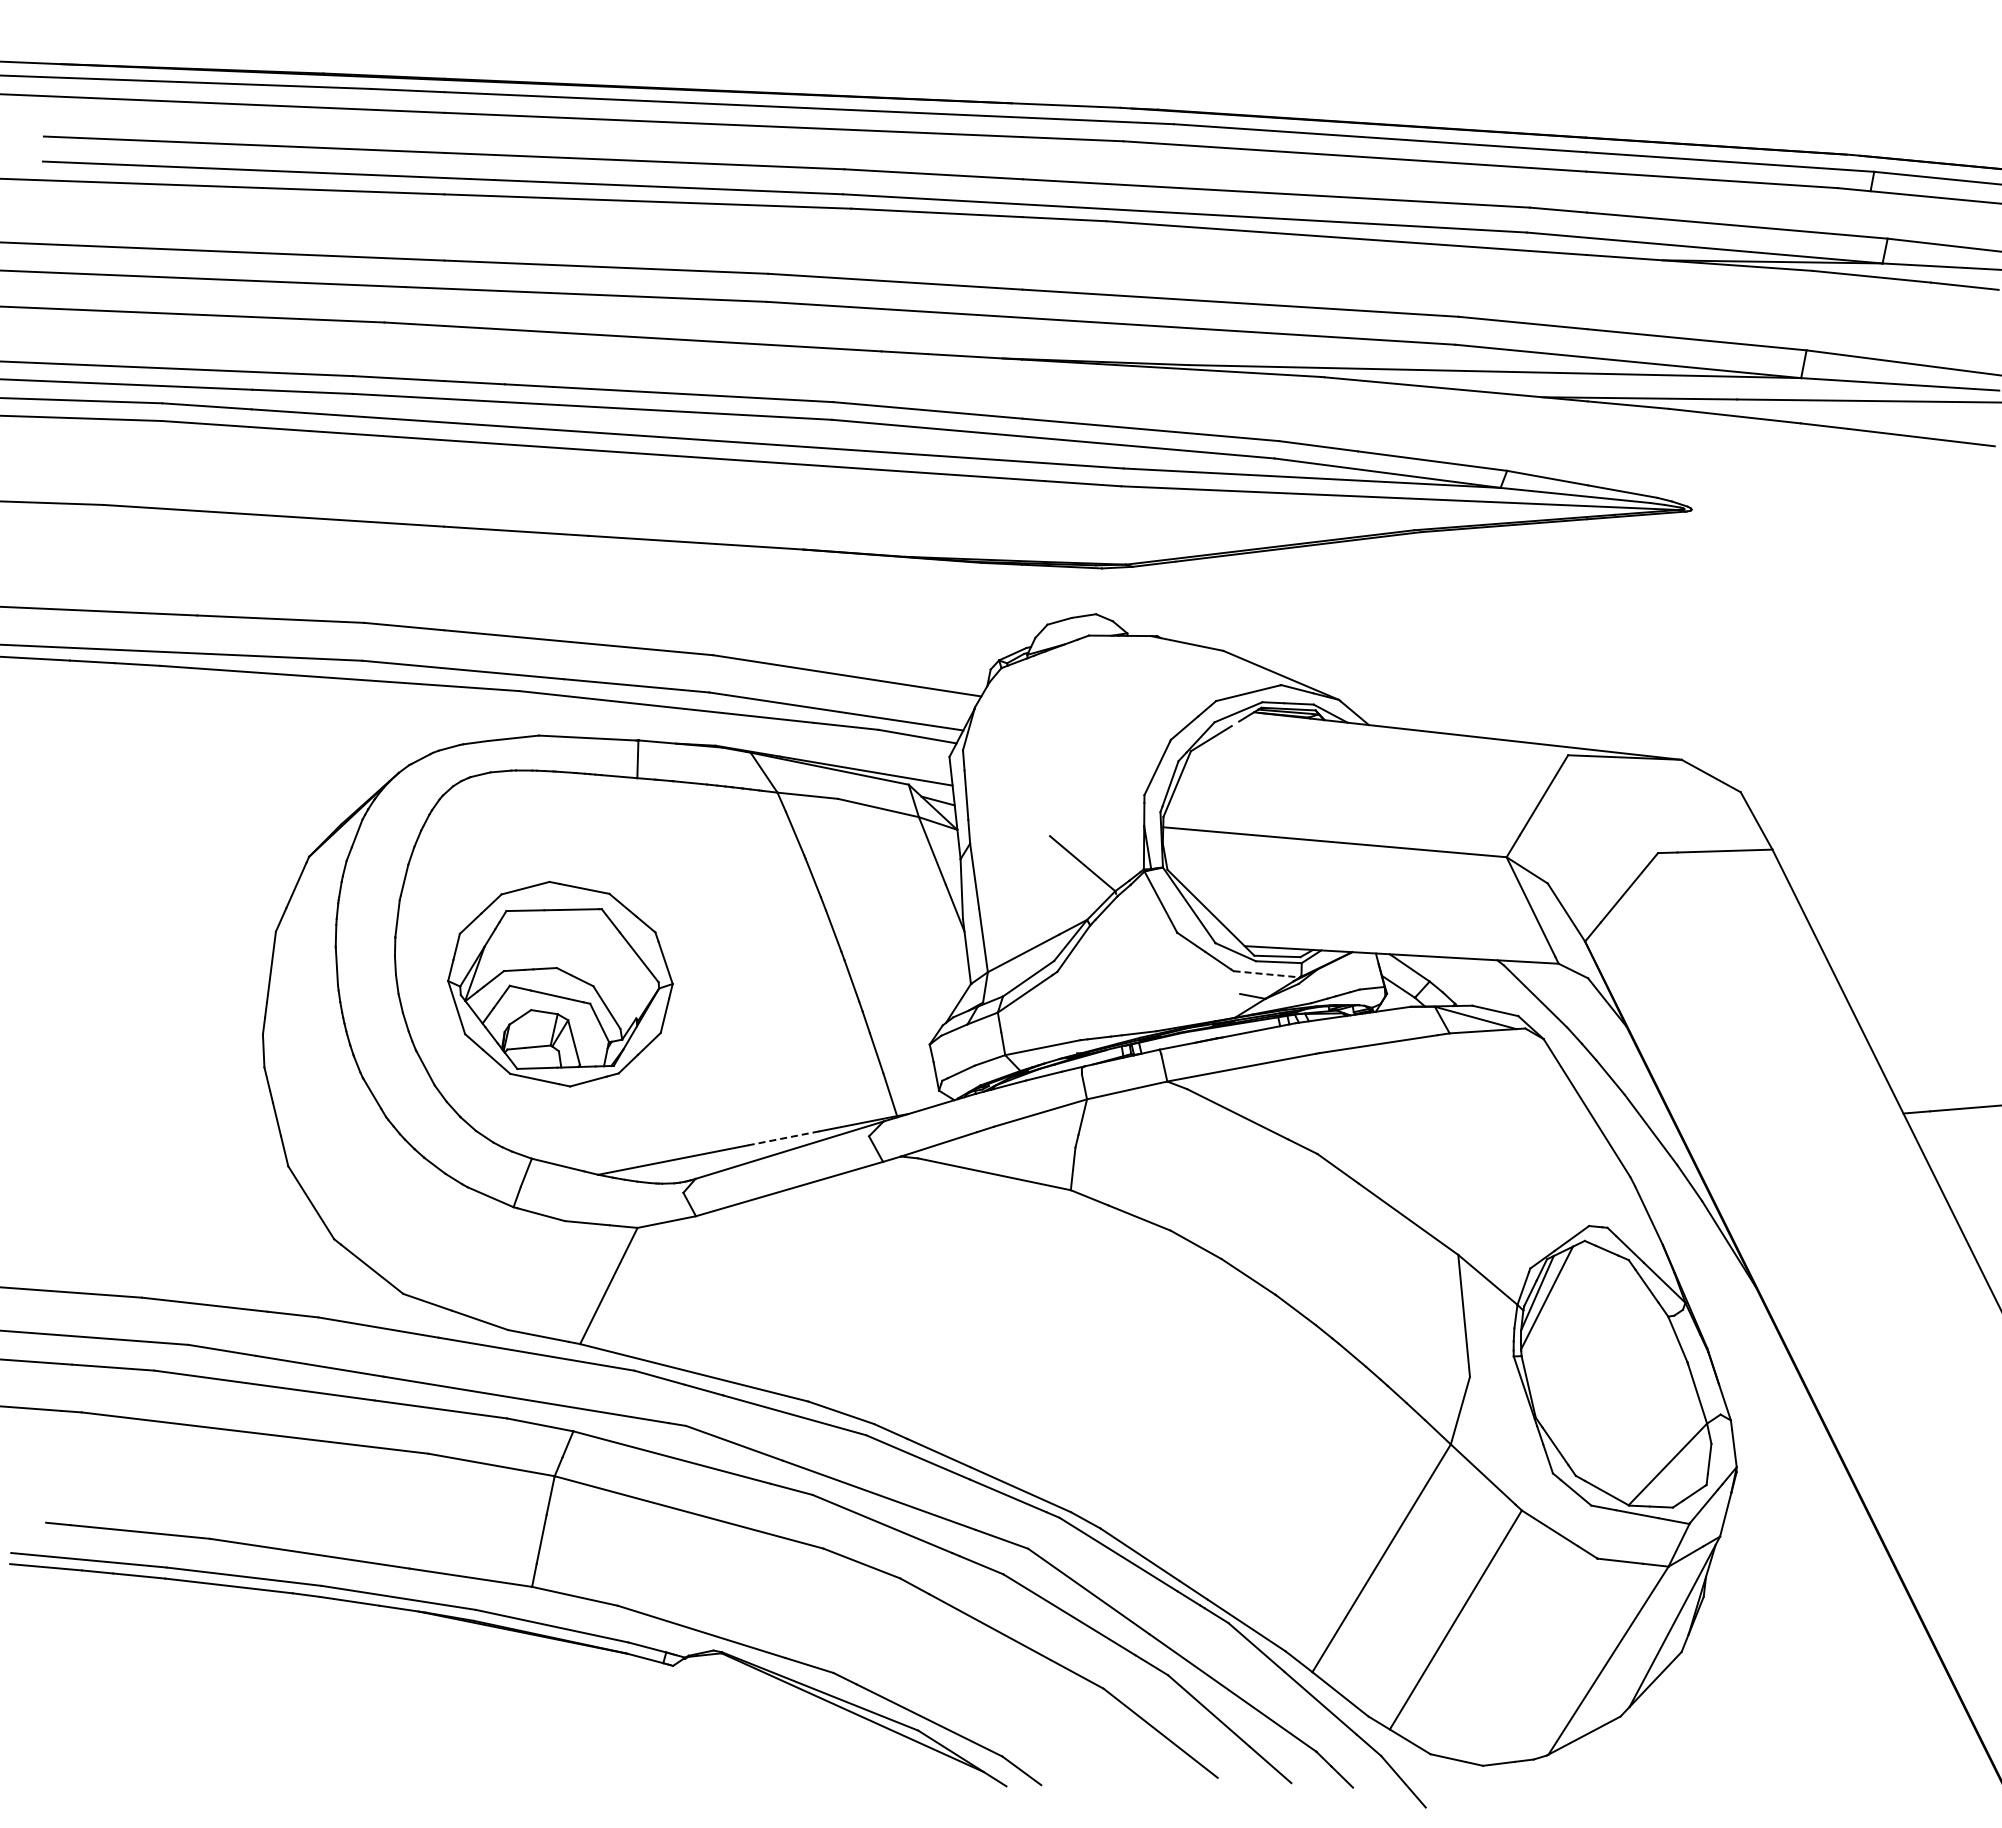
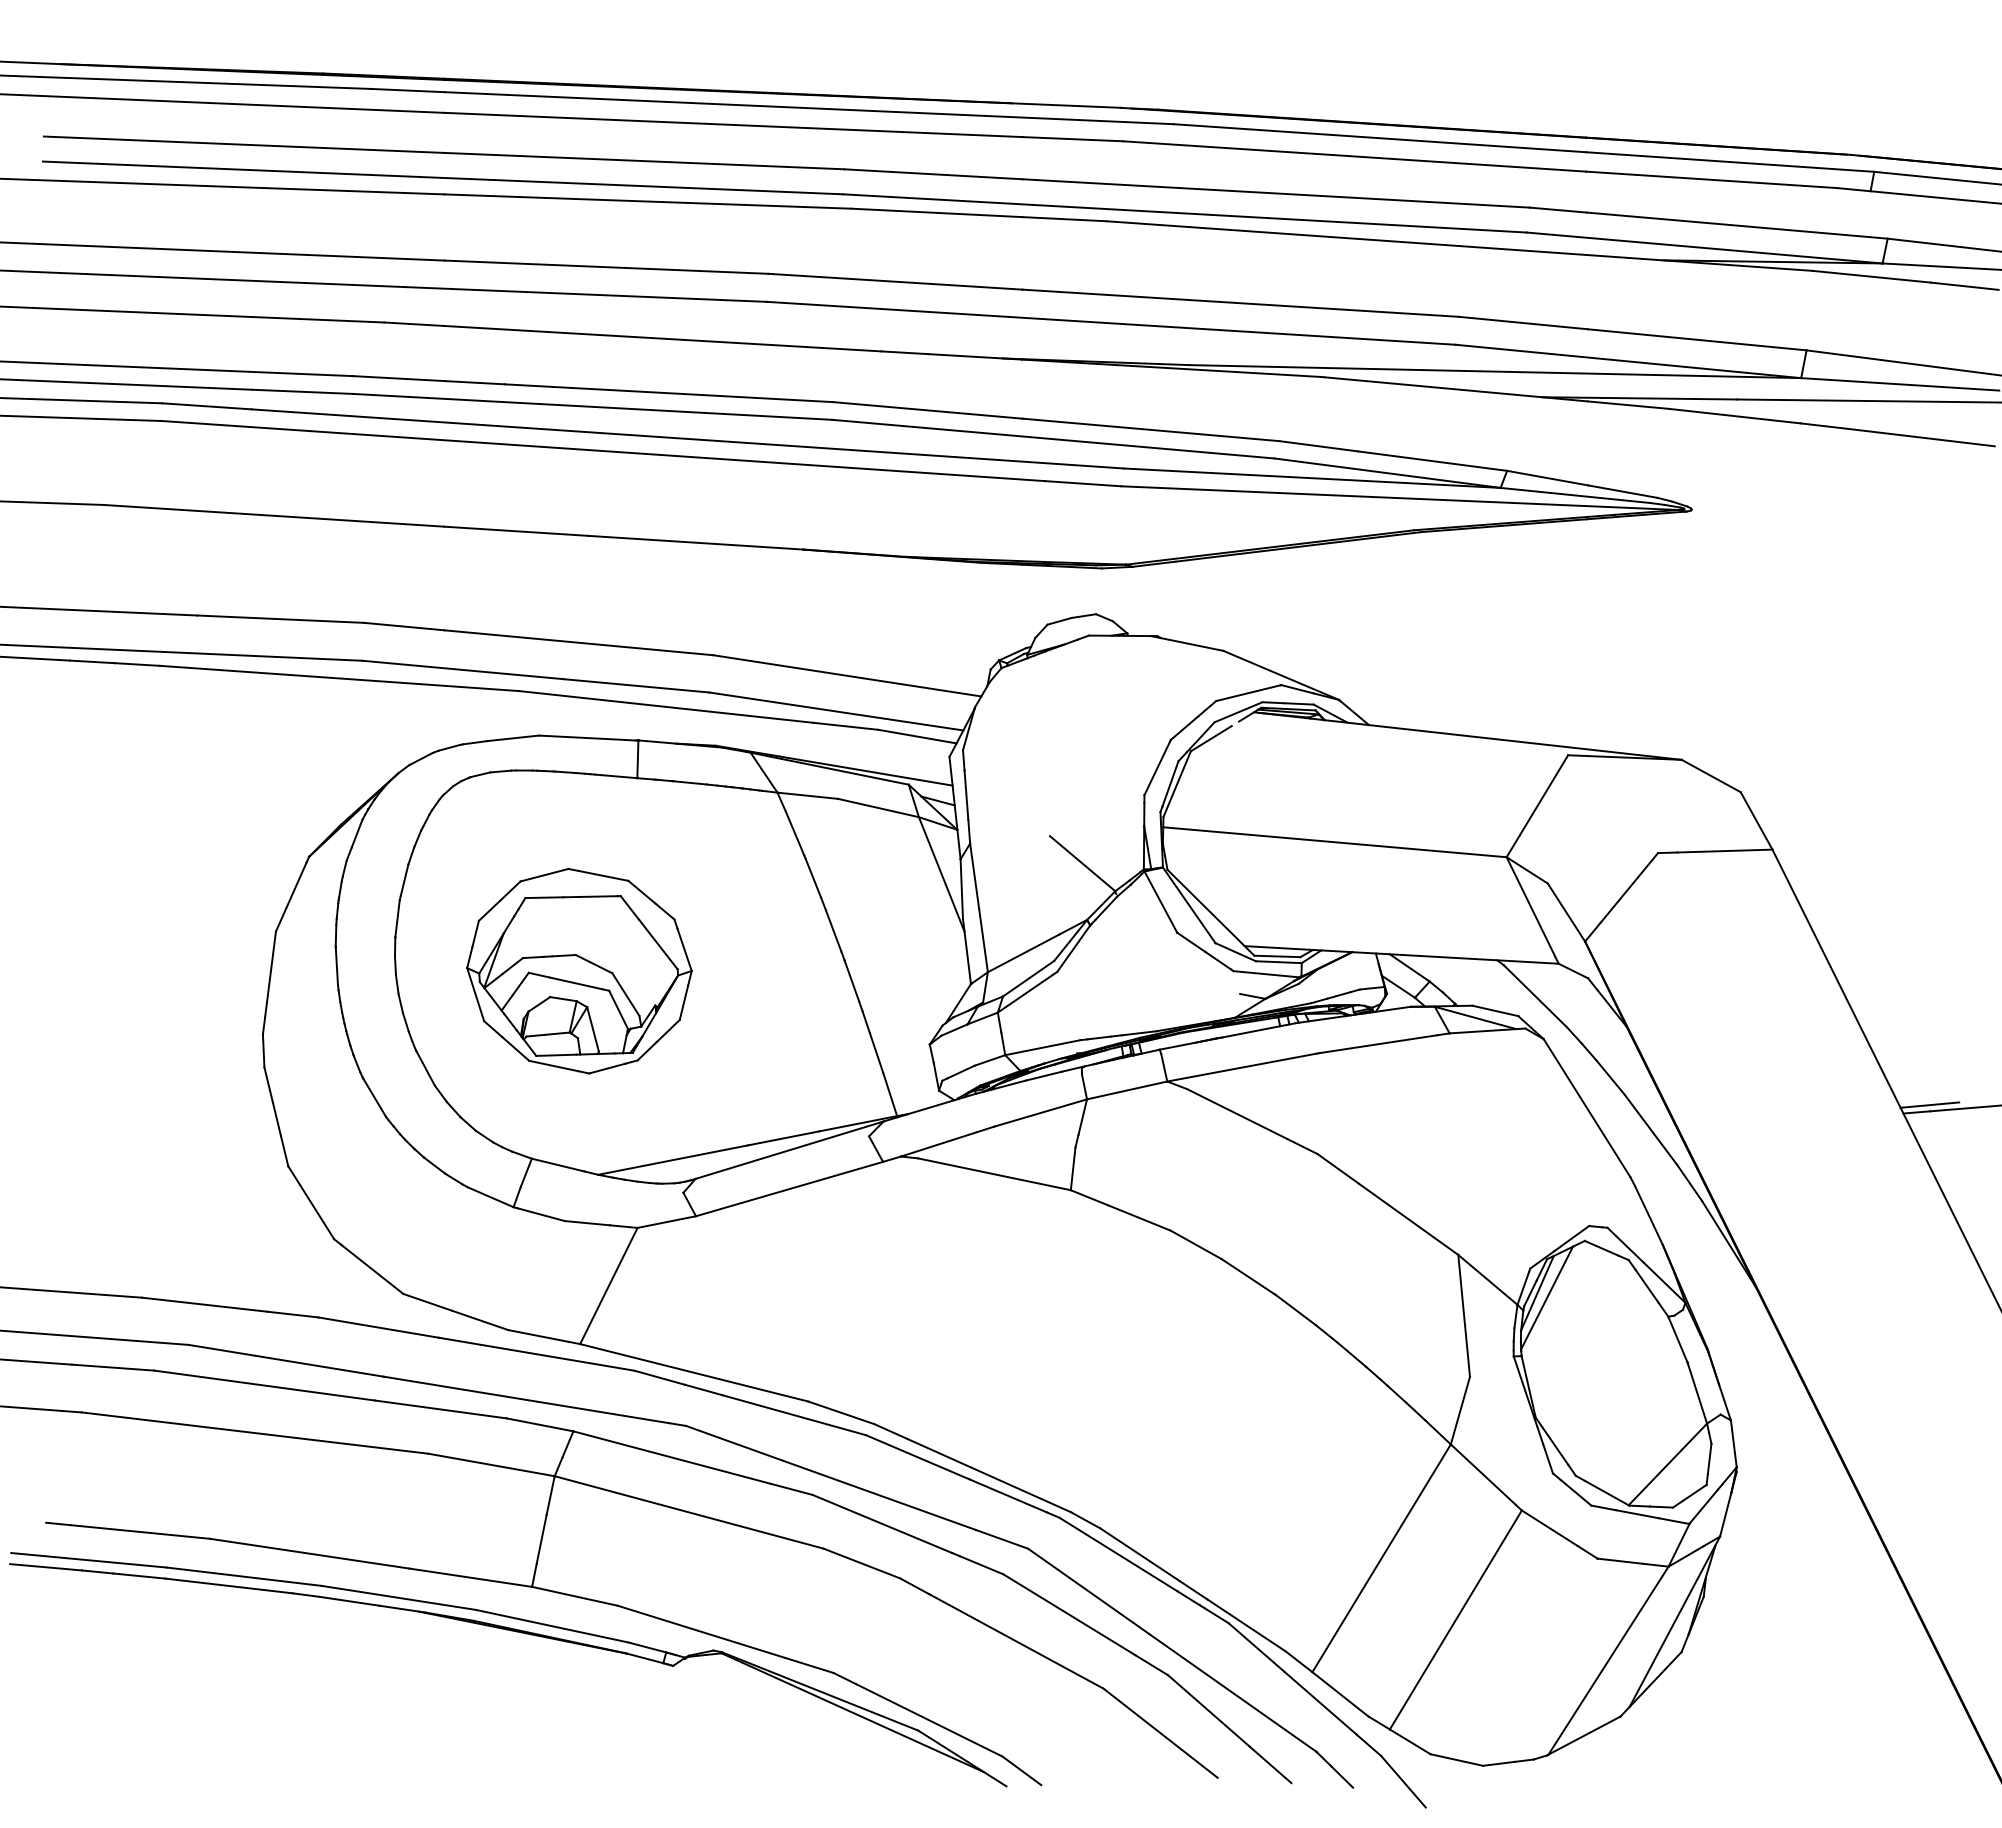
line: dashed -> solid (1267, 974)
part position: (560, 983) -> (579, 970) (579, 970)
line: none -> present (1929, 1104)
line: dashed -> solid (783, 1138)
